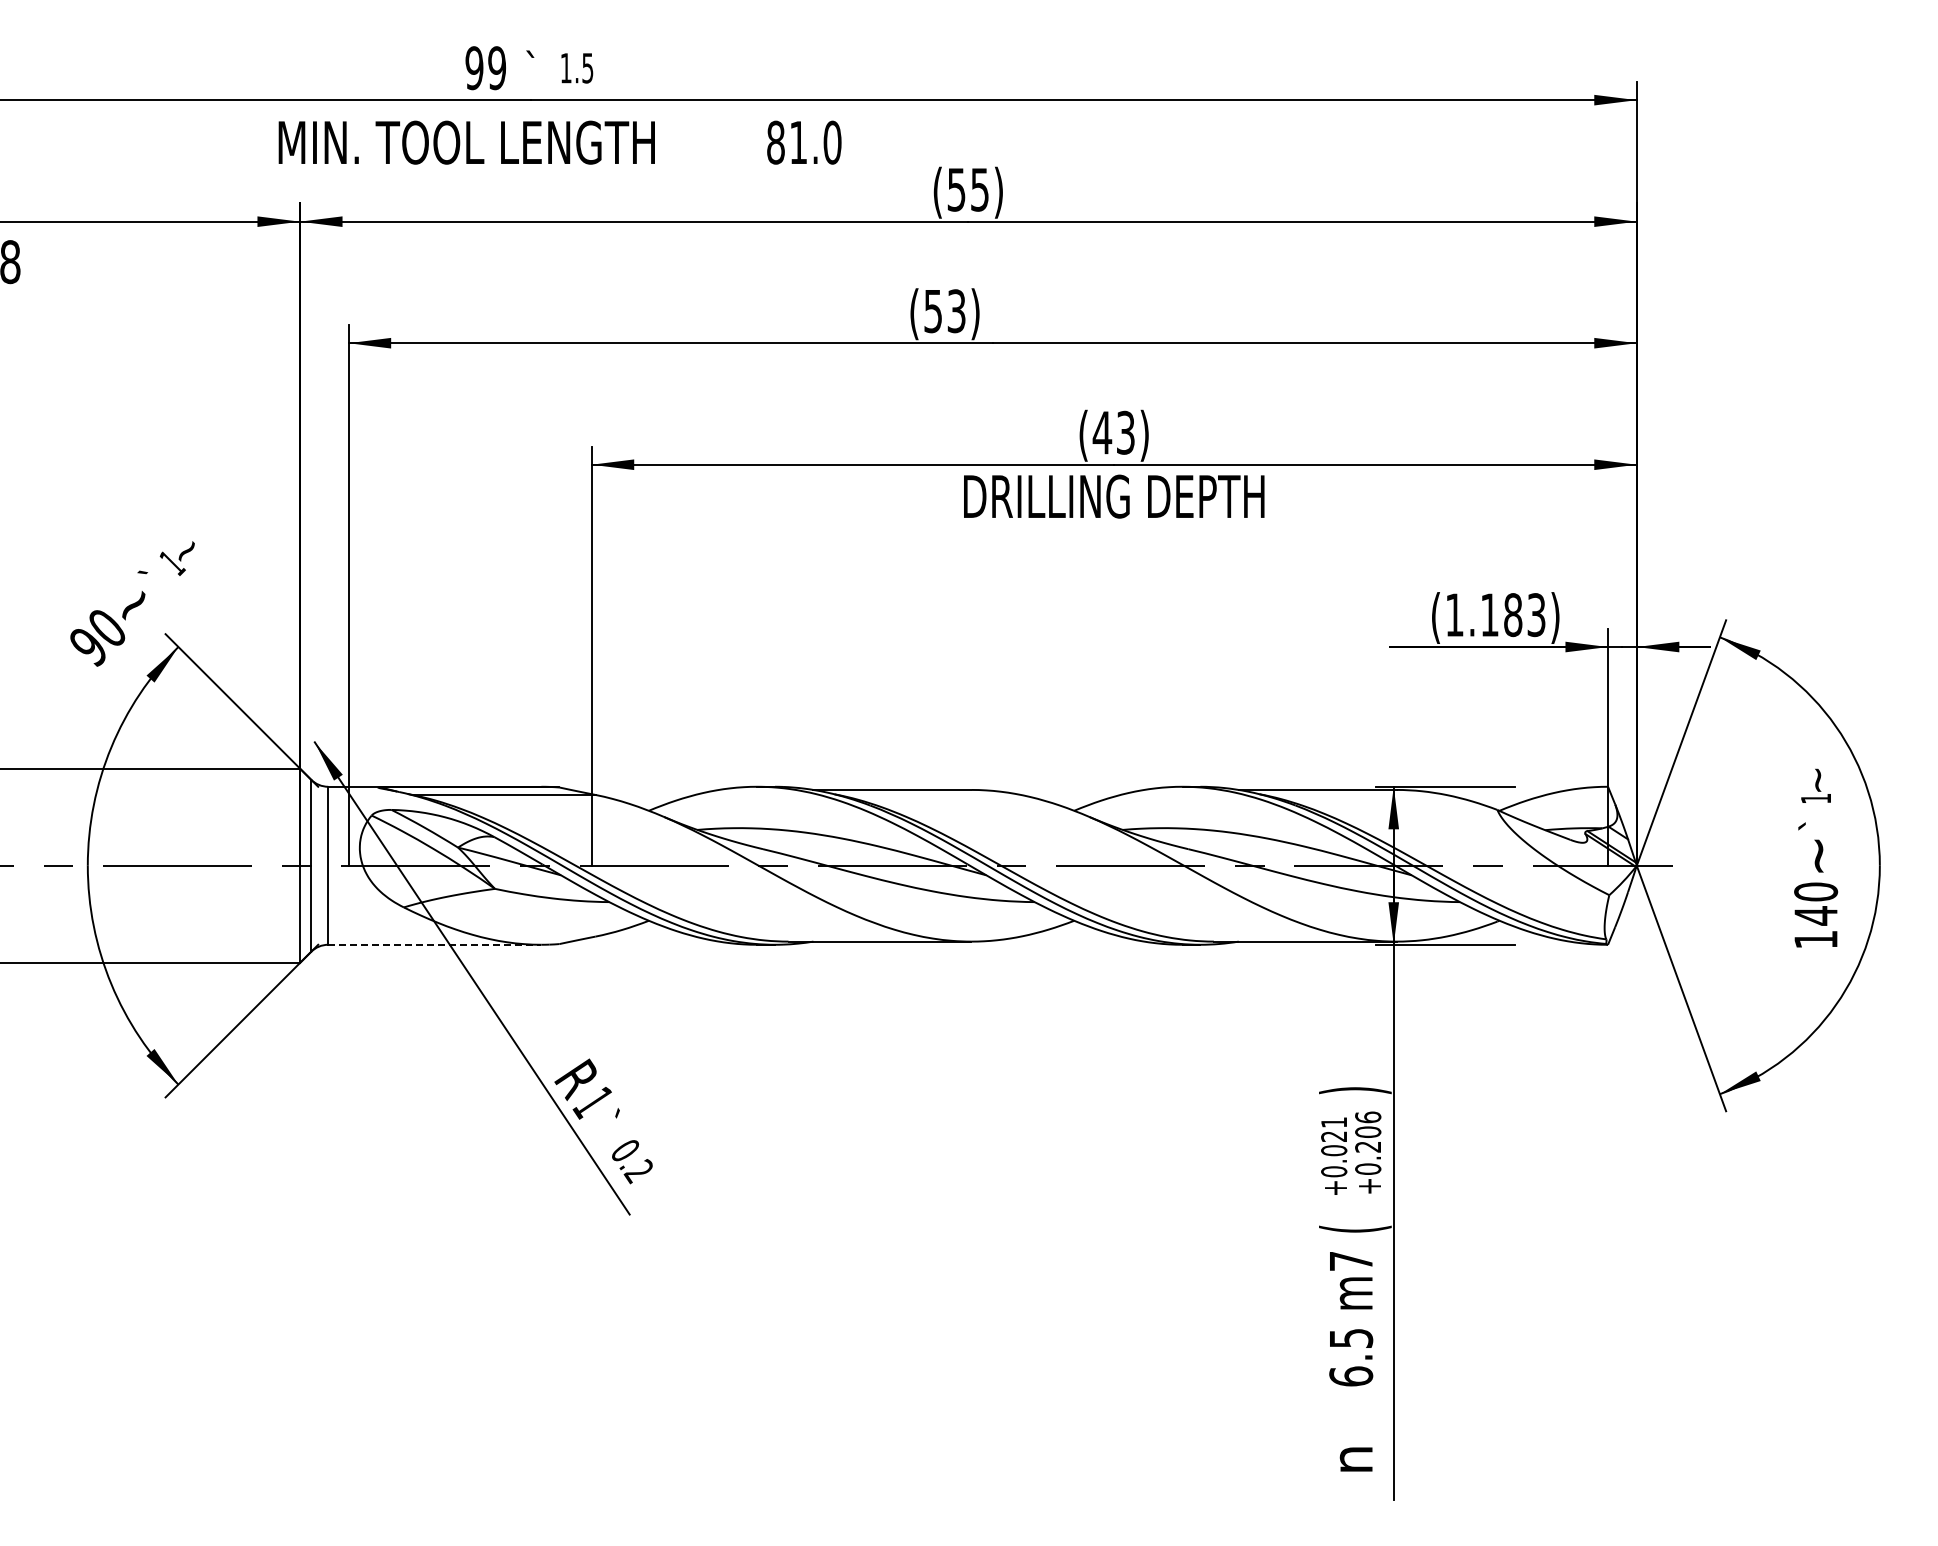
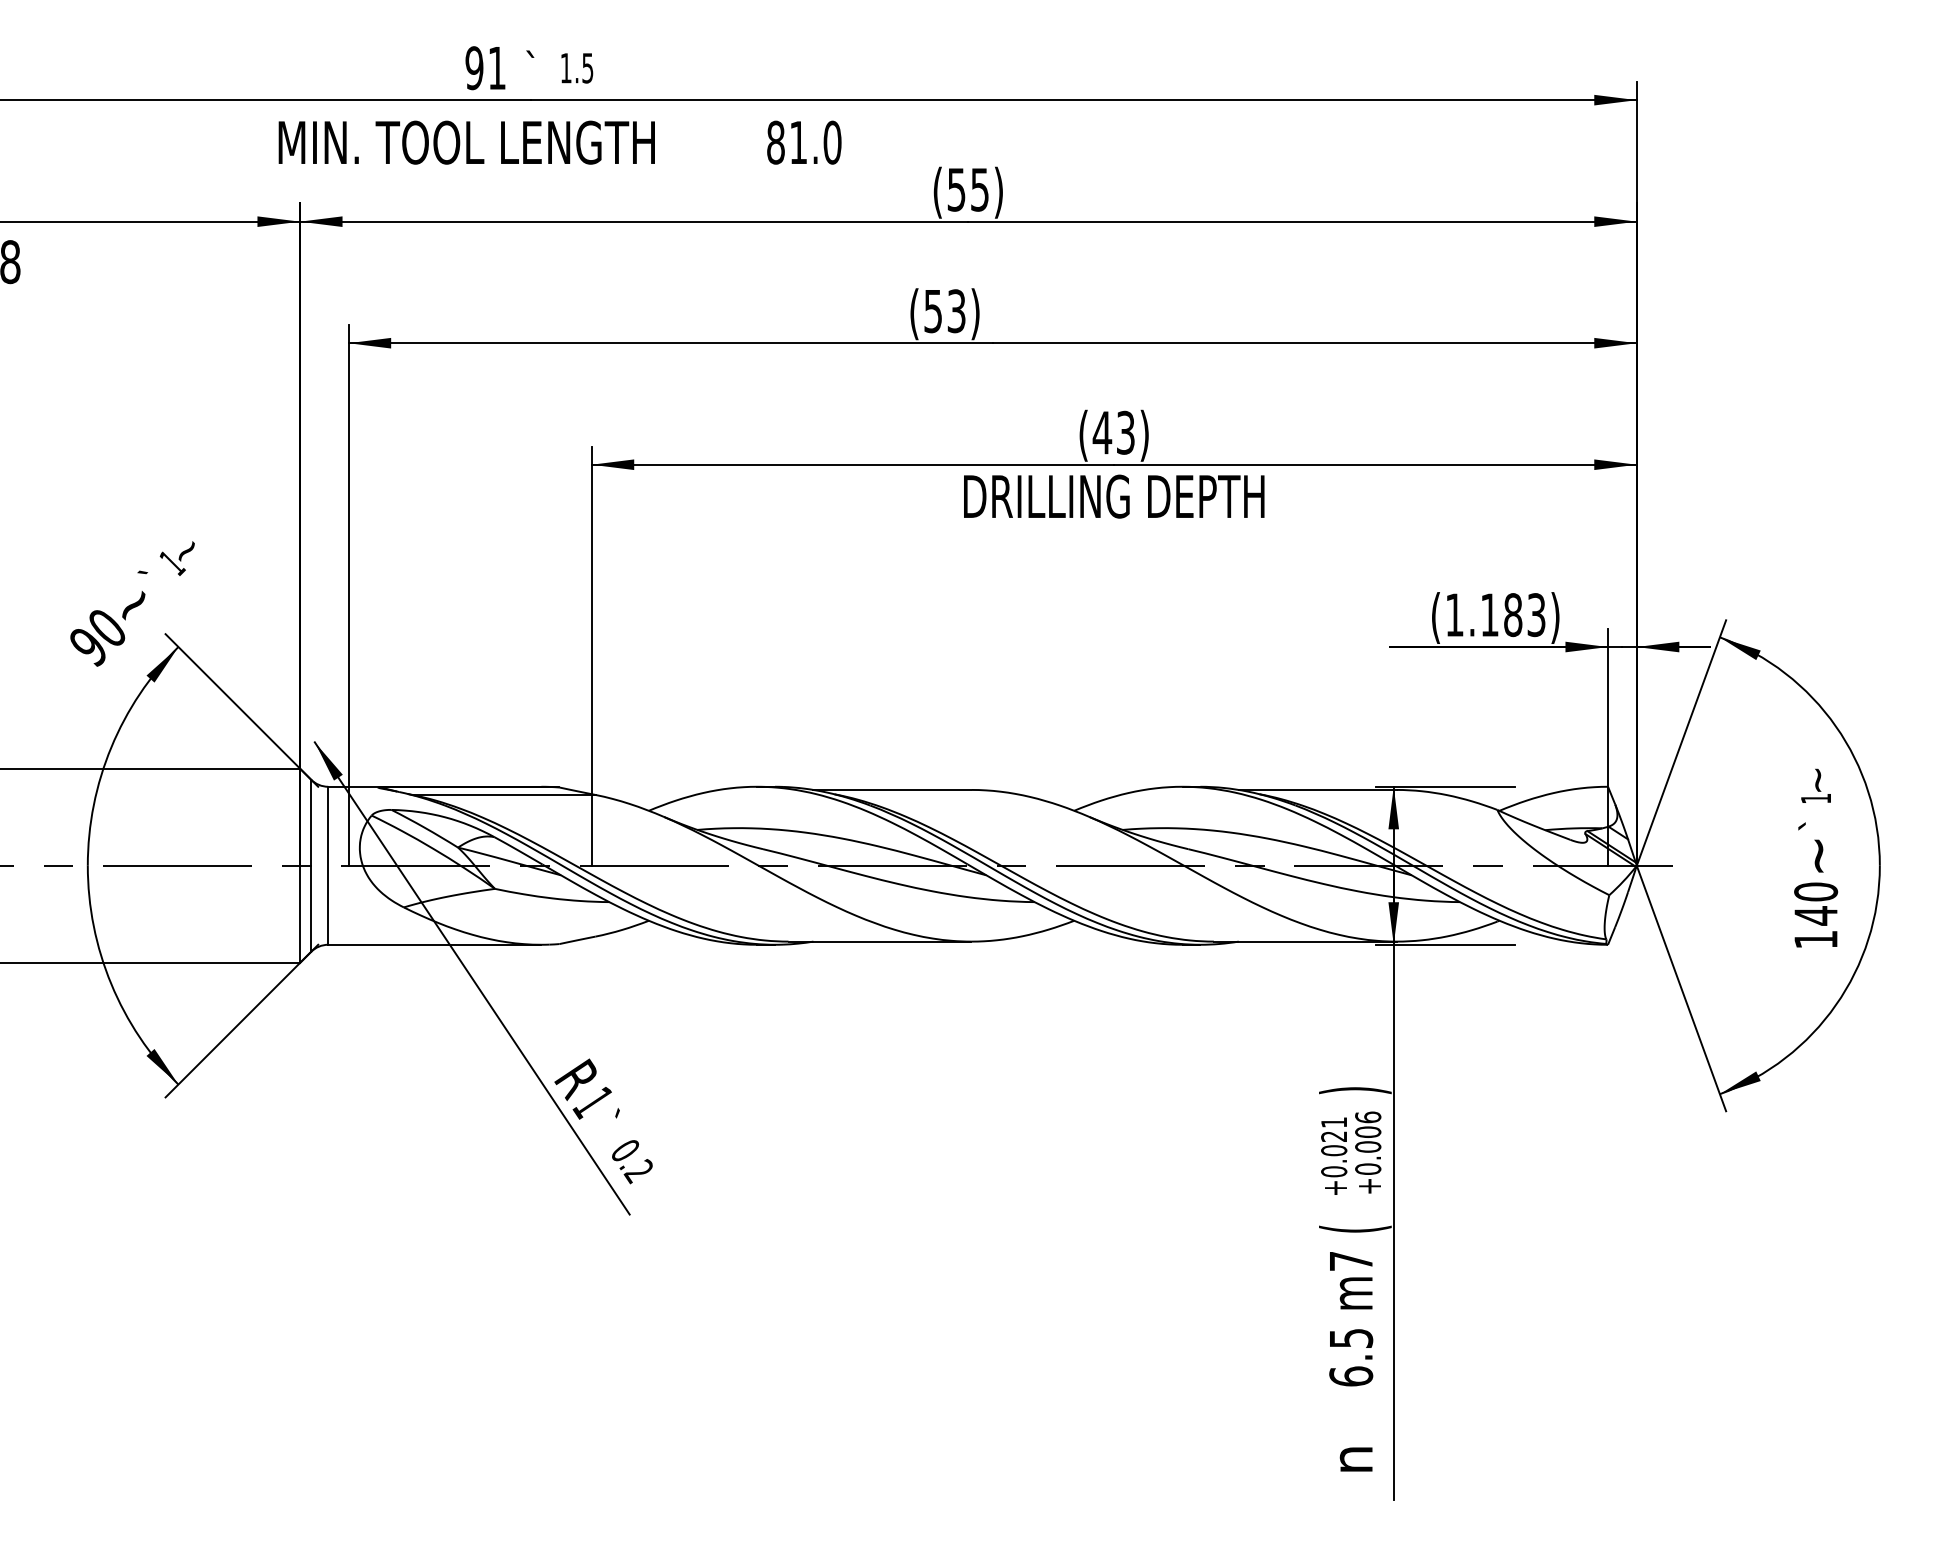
text: 99 -> 91 (496, 68)
line: dashed -> solid (434, 944)
text: +0.206 -> +0.006 (1368, 1146)
